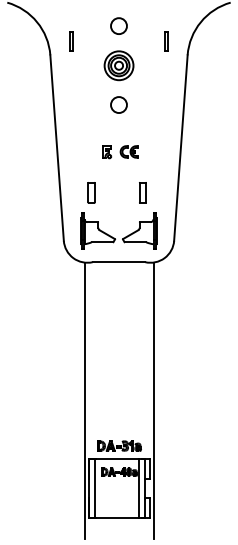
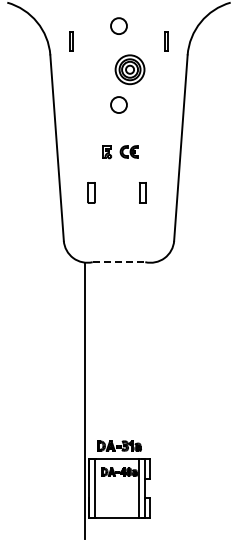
part position: (118, 65) -> (129, 69) (129, 69)
part: present -> none (114, 237)
line: solid -> dashed (119, 262)
line: present -> none (153, 400)
